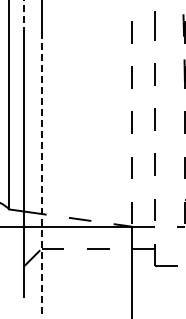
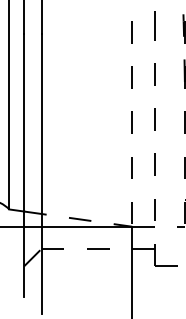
line: dashed -> solid (24, 16)
line: dashed -> solid (41, 173)
